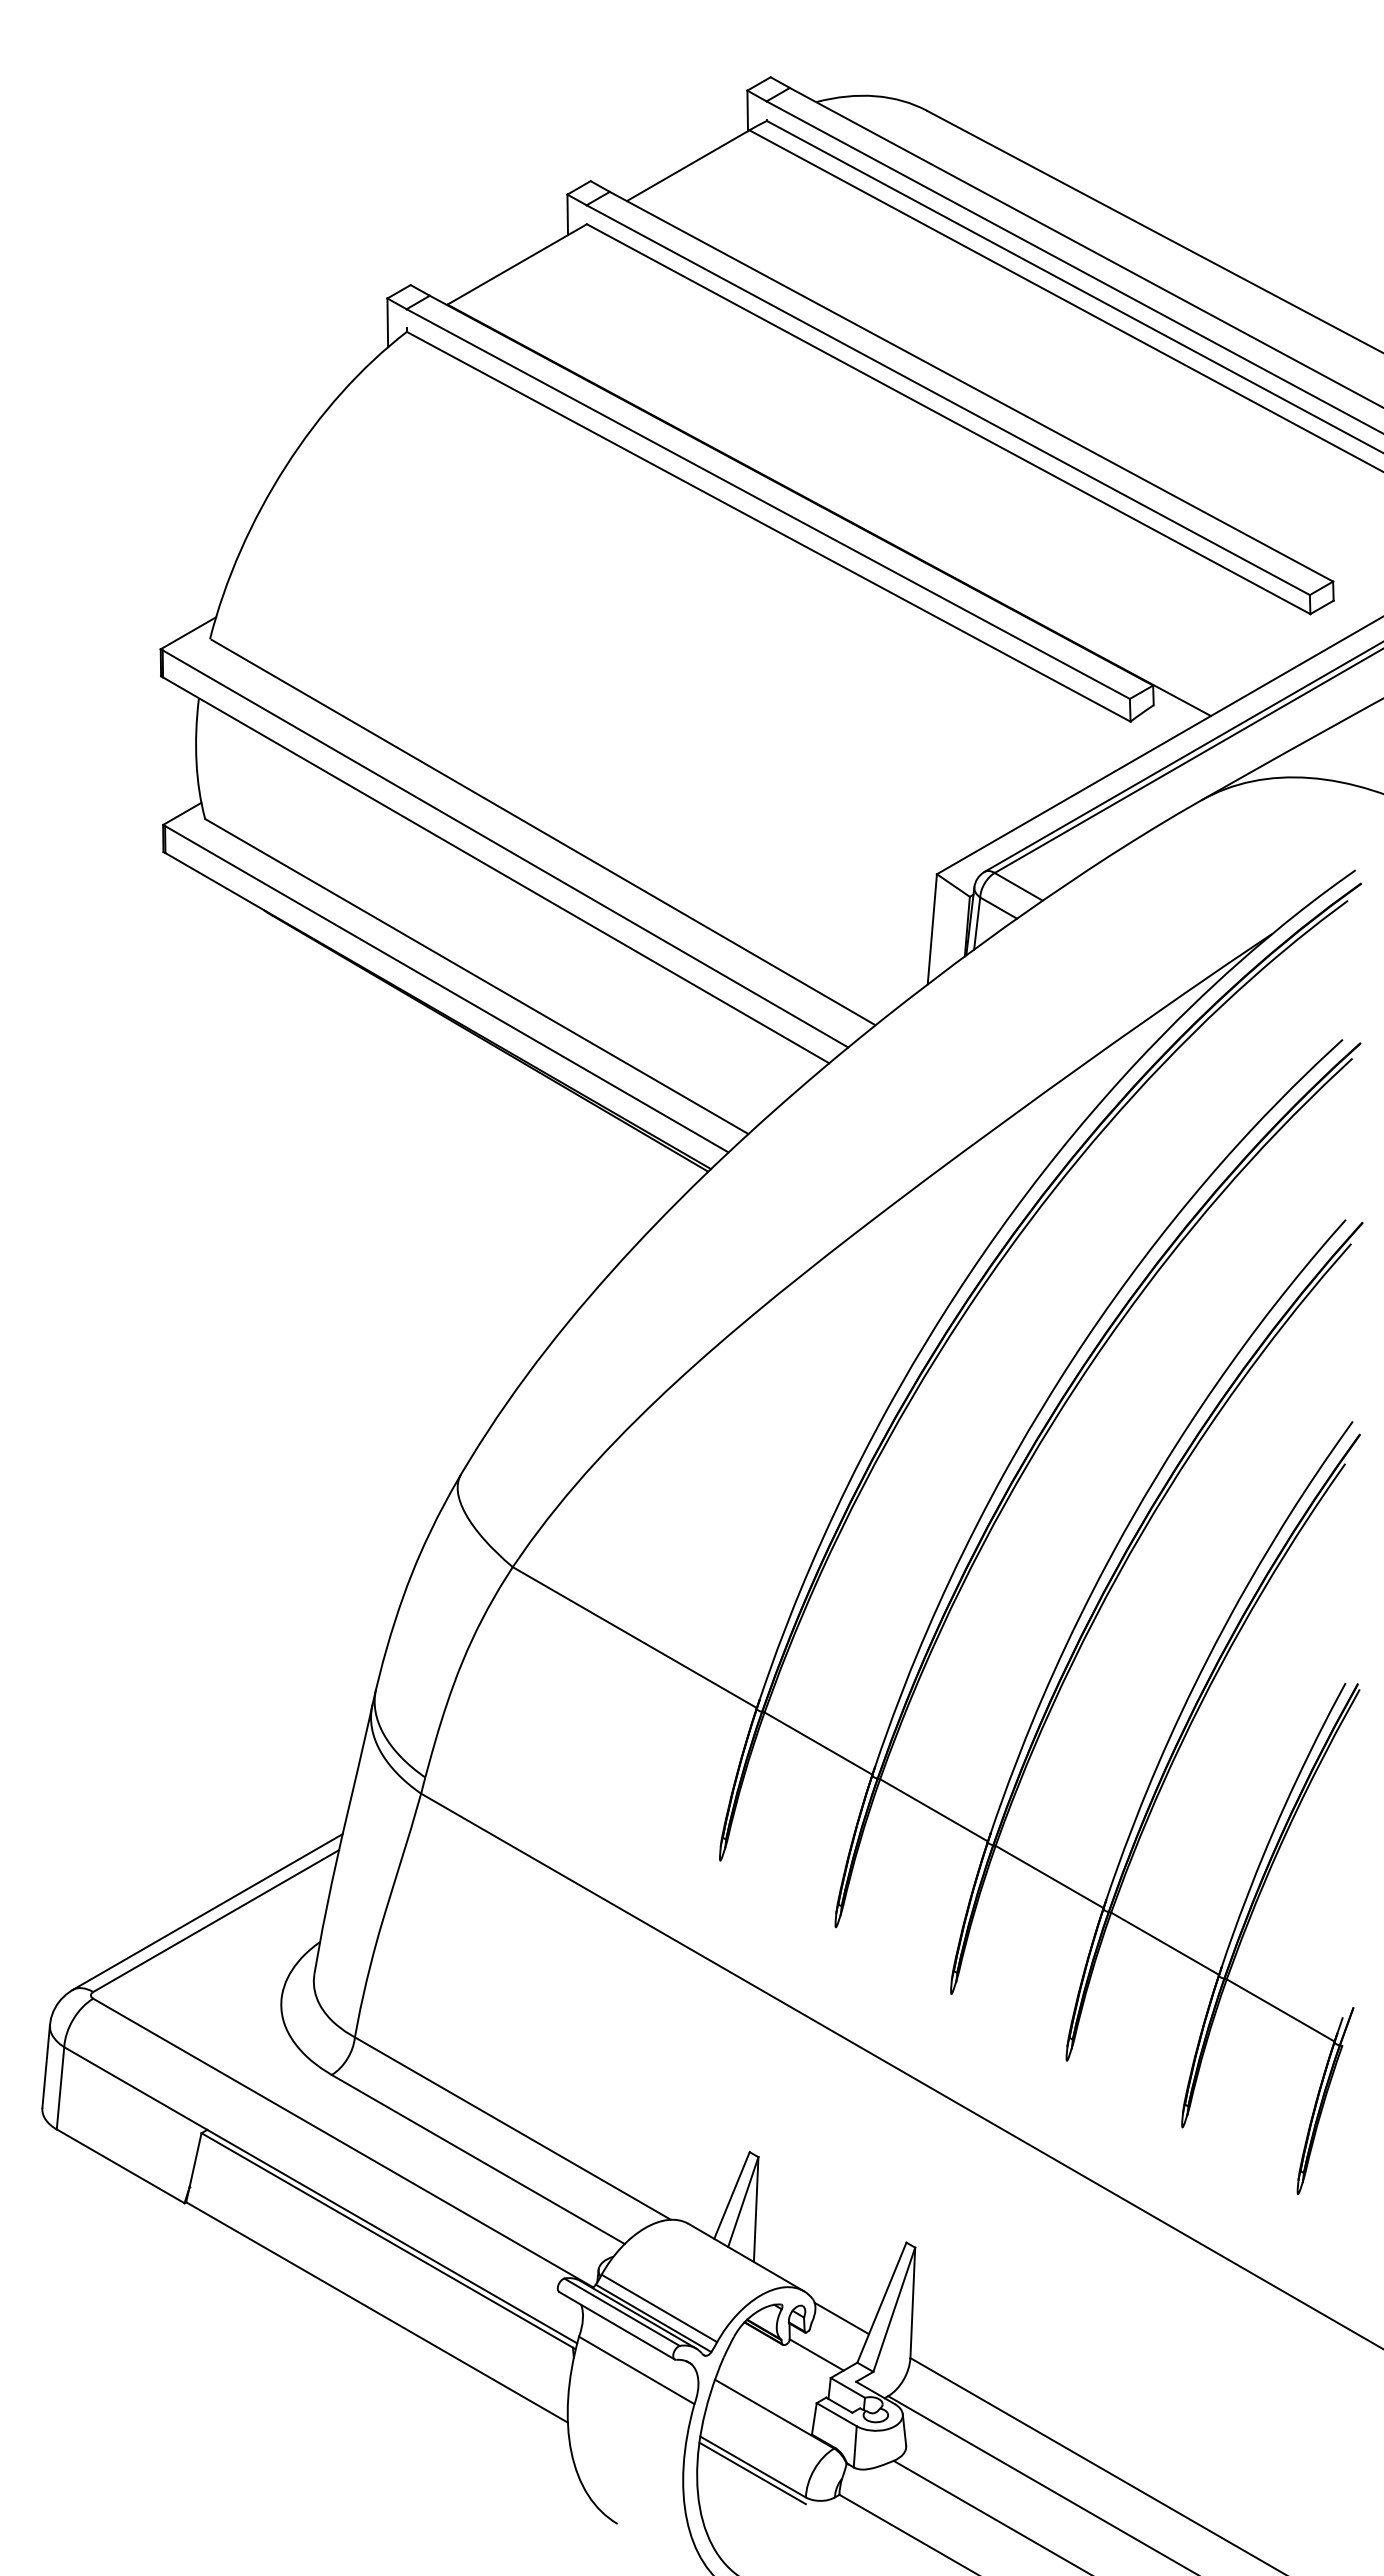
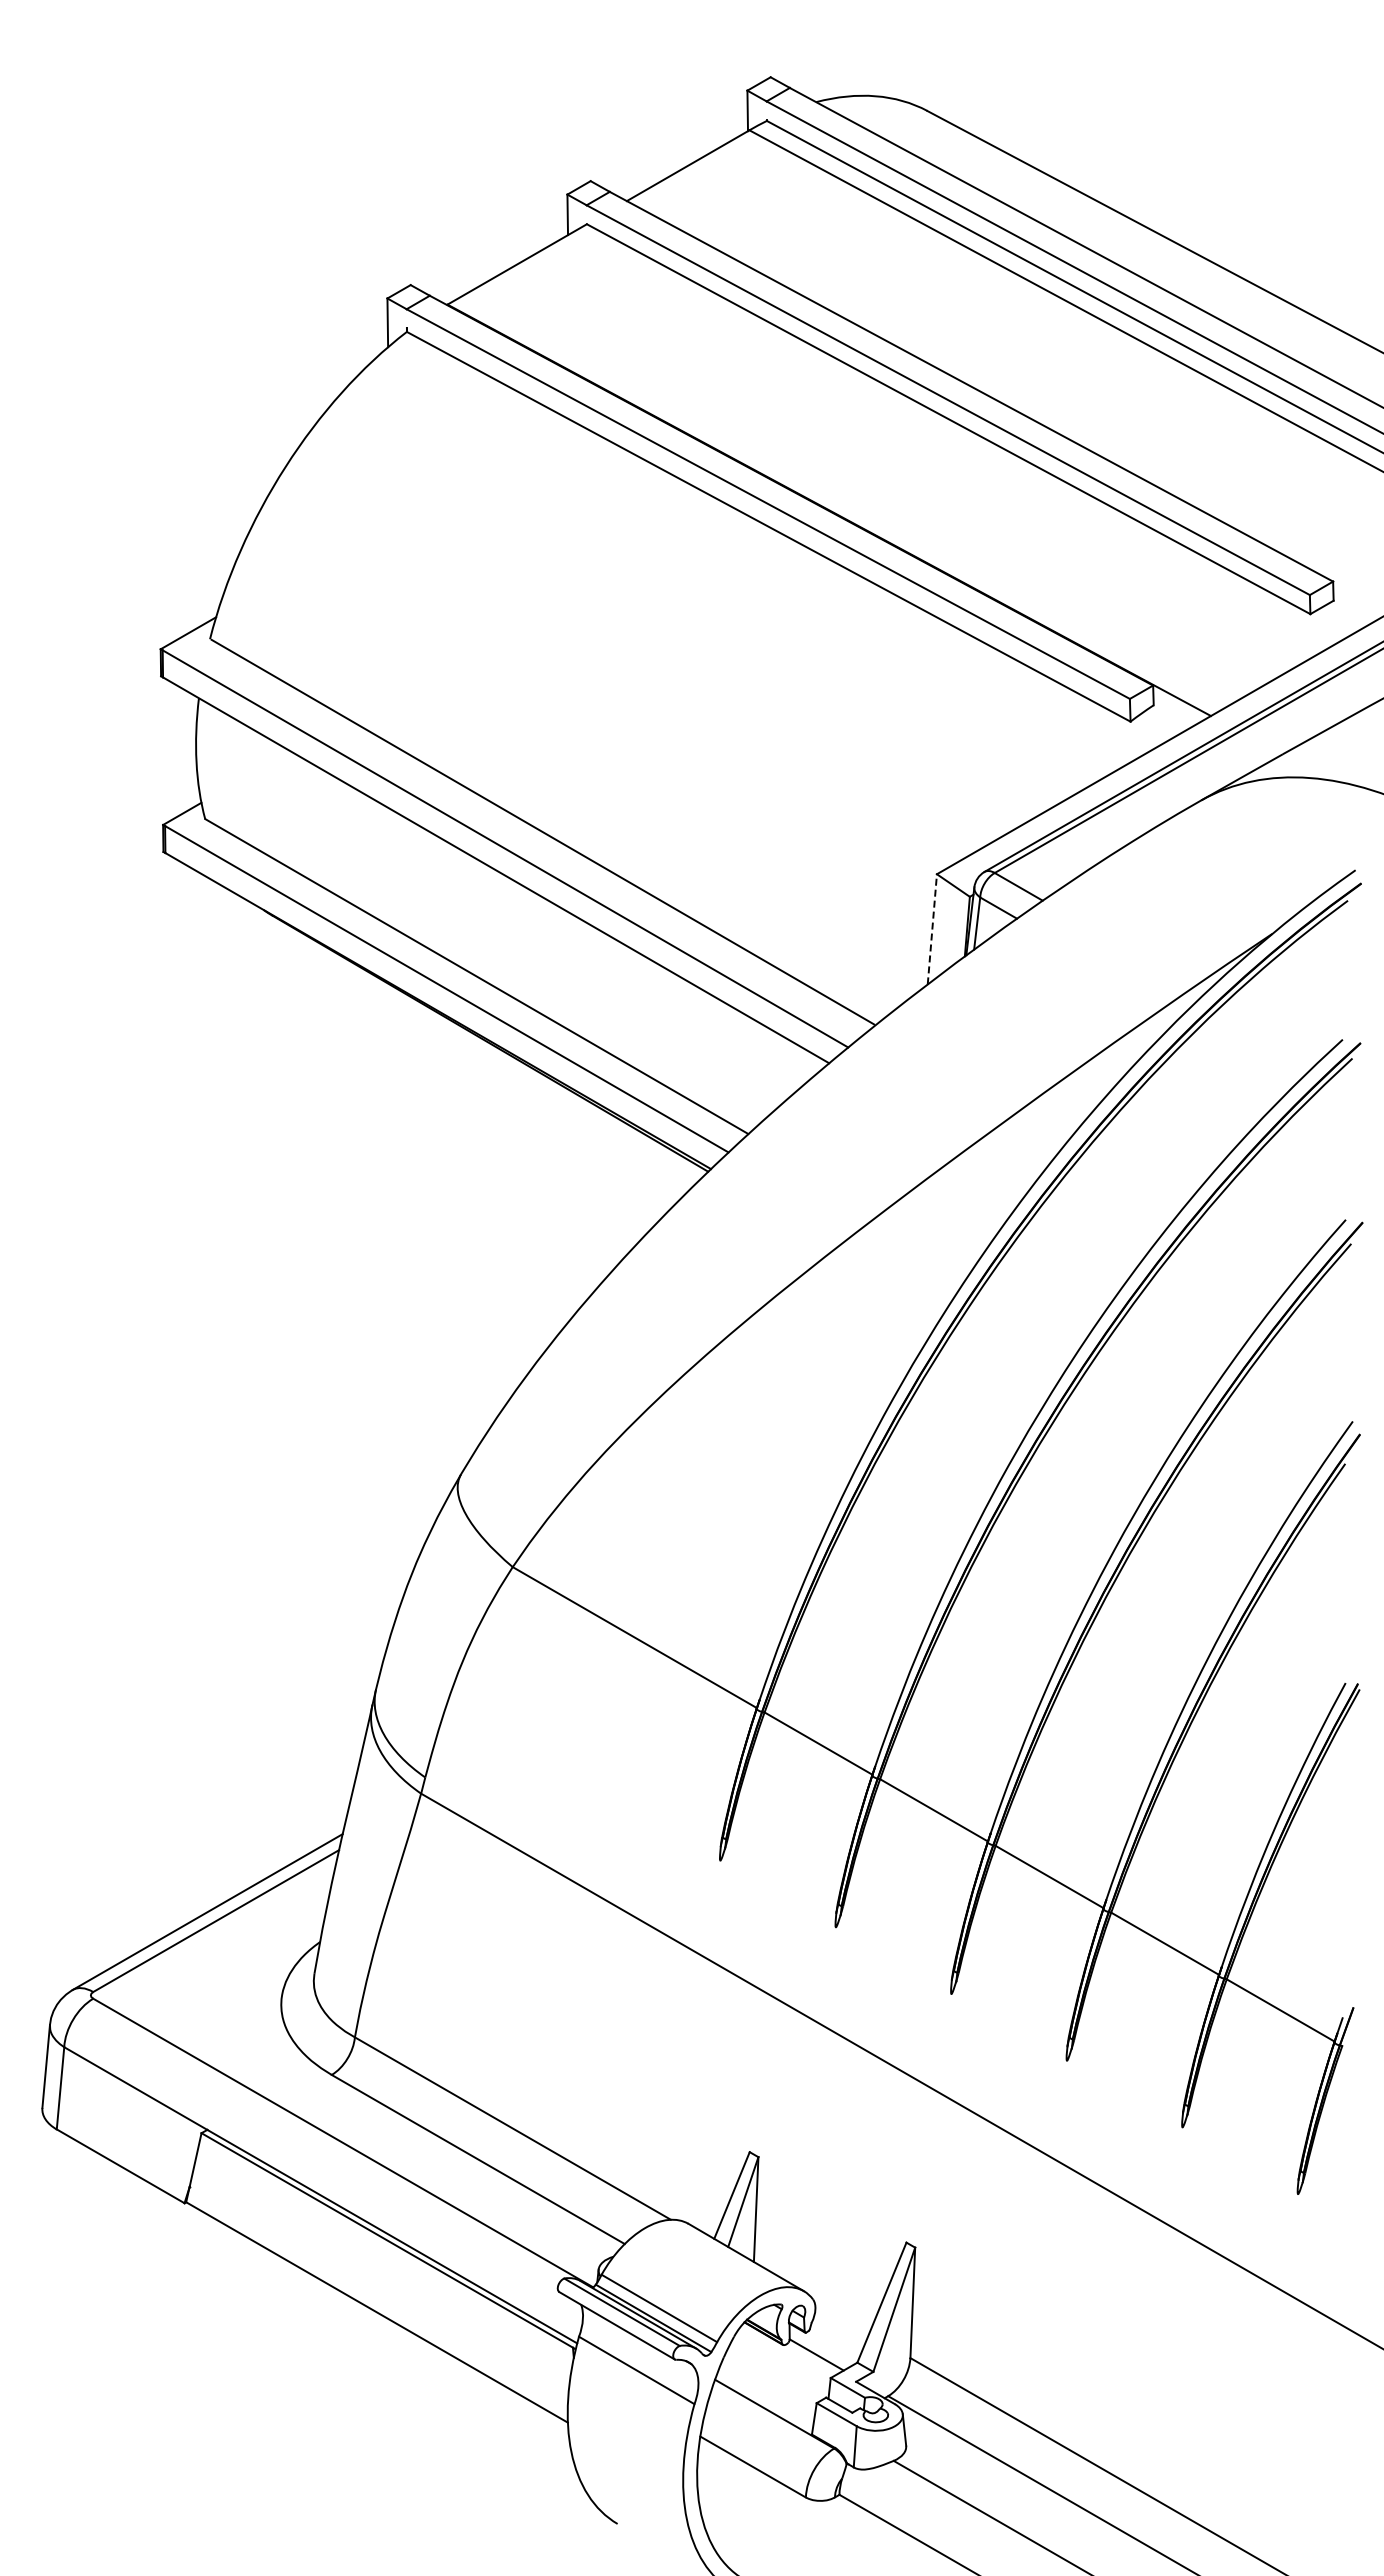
line: solid -> dashed (932, 928)
line: present -> none (841, 2318)
line: present -> none (752, 2473)
